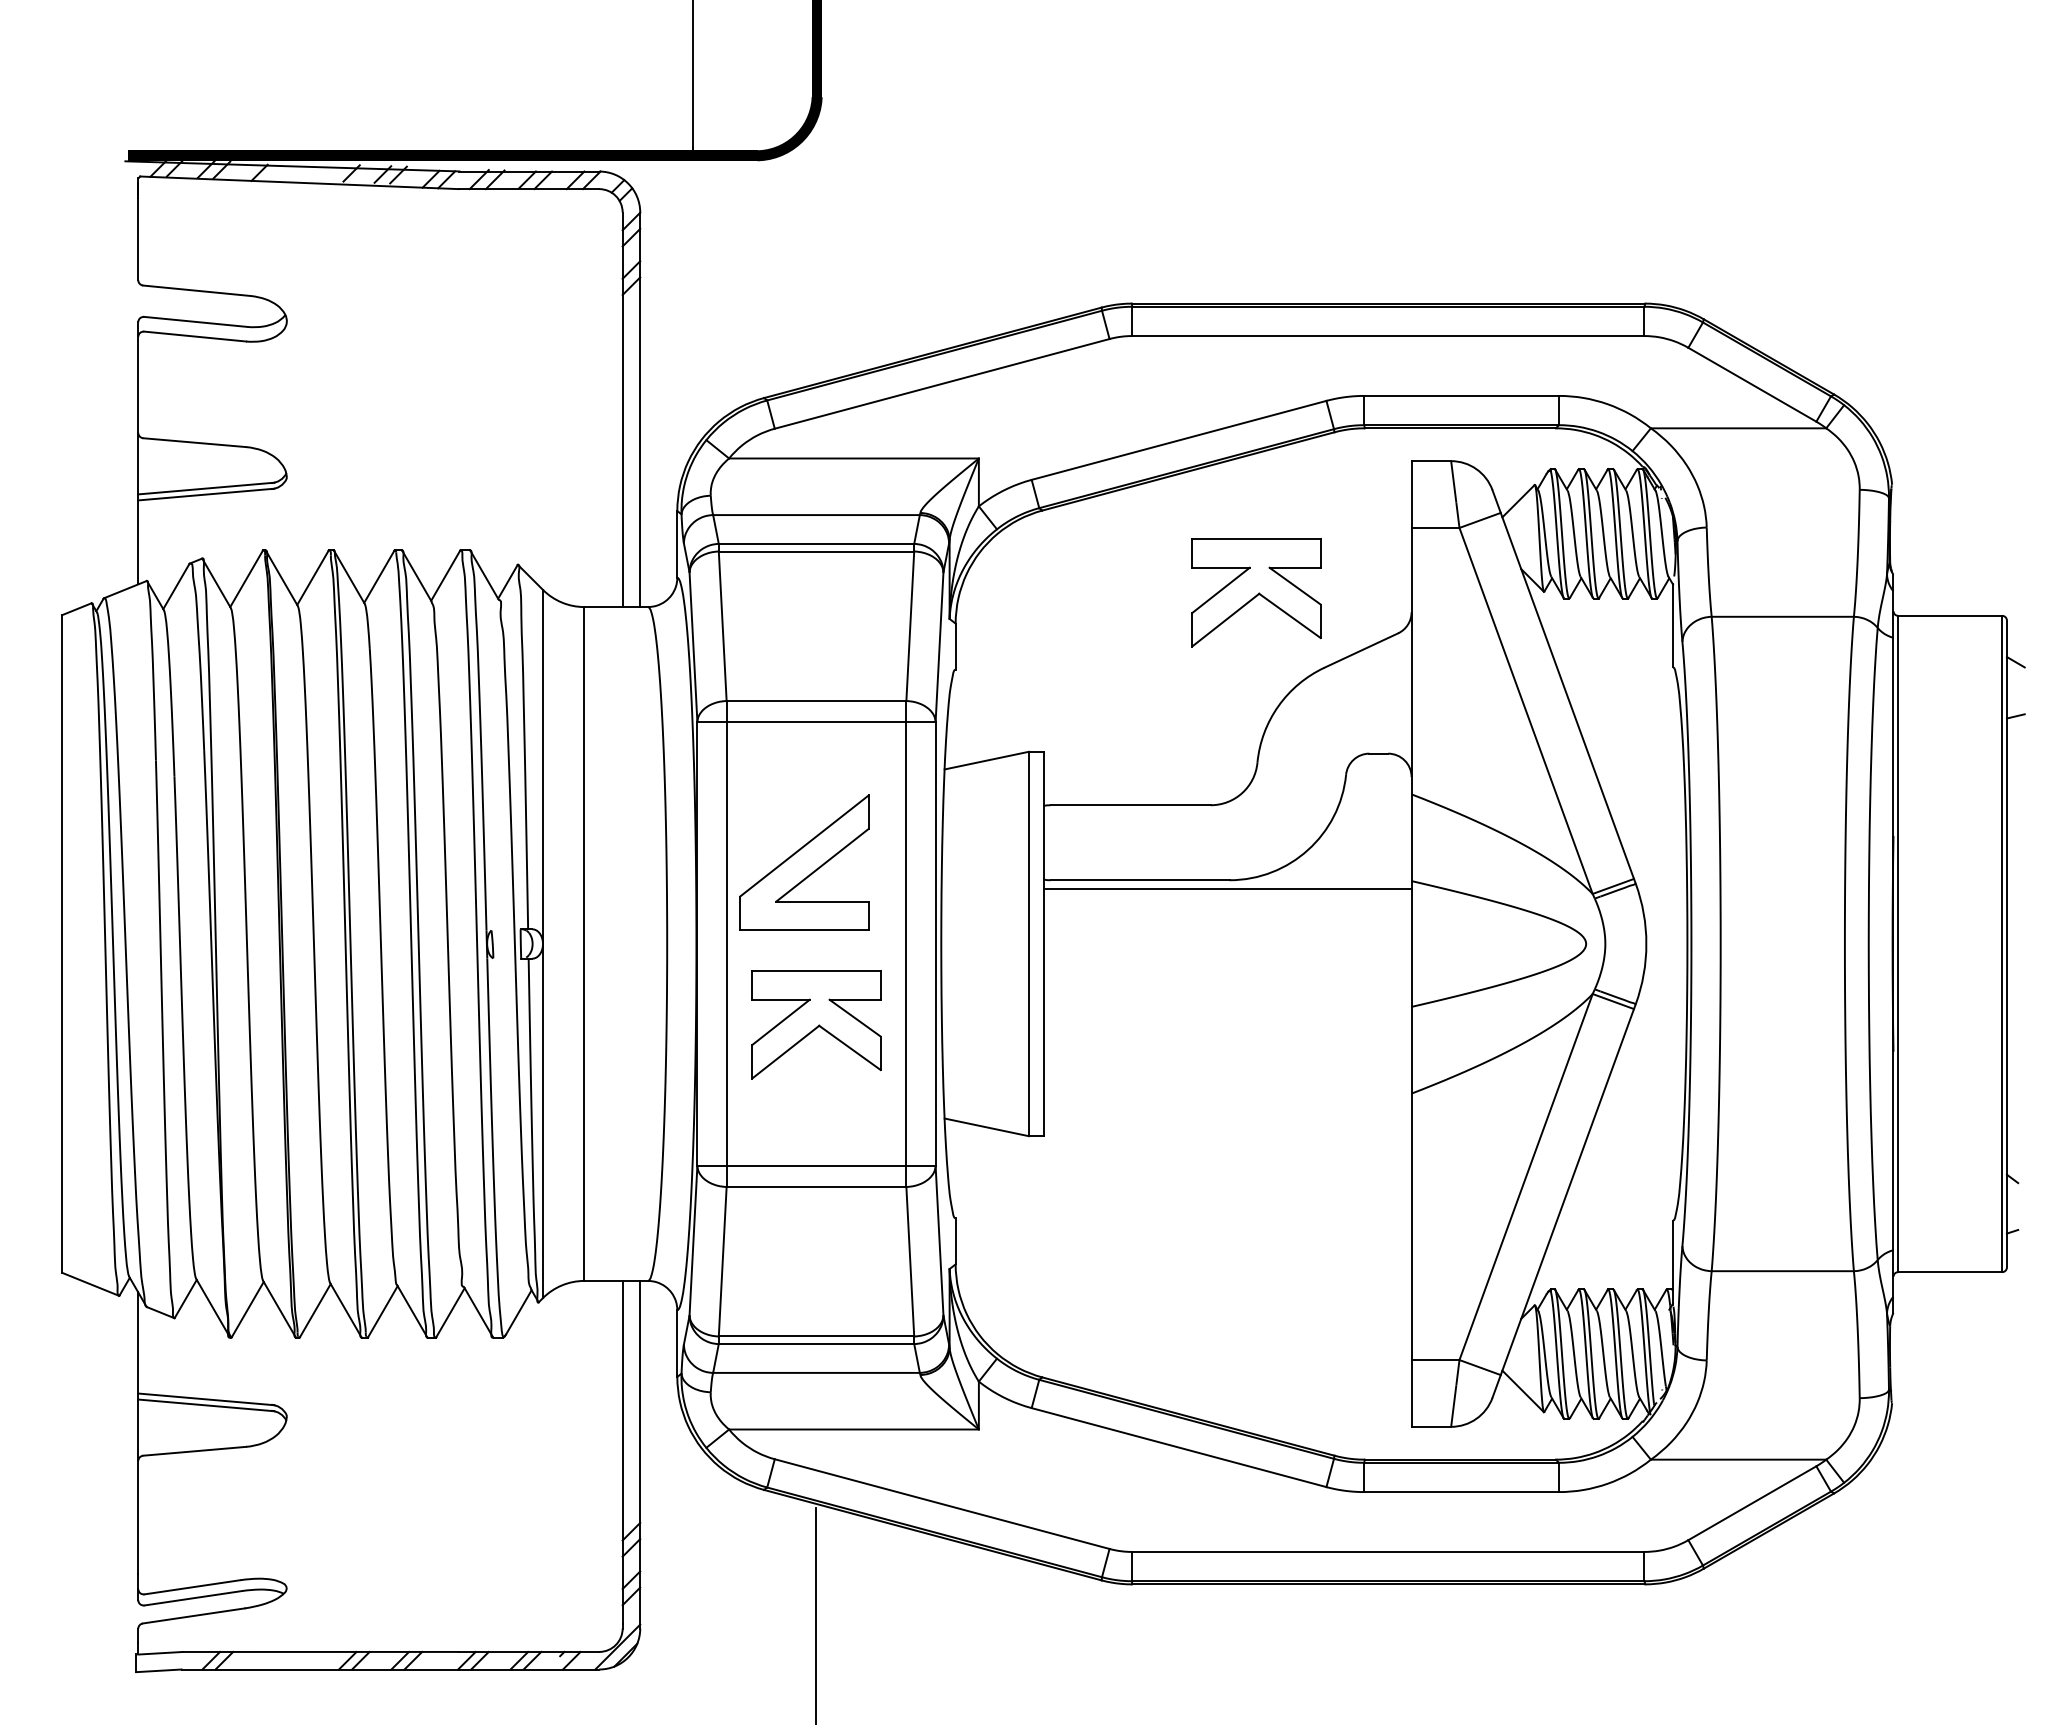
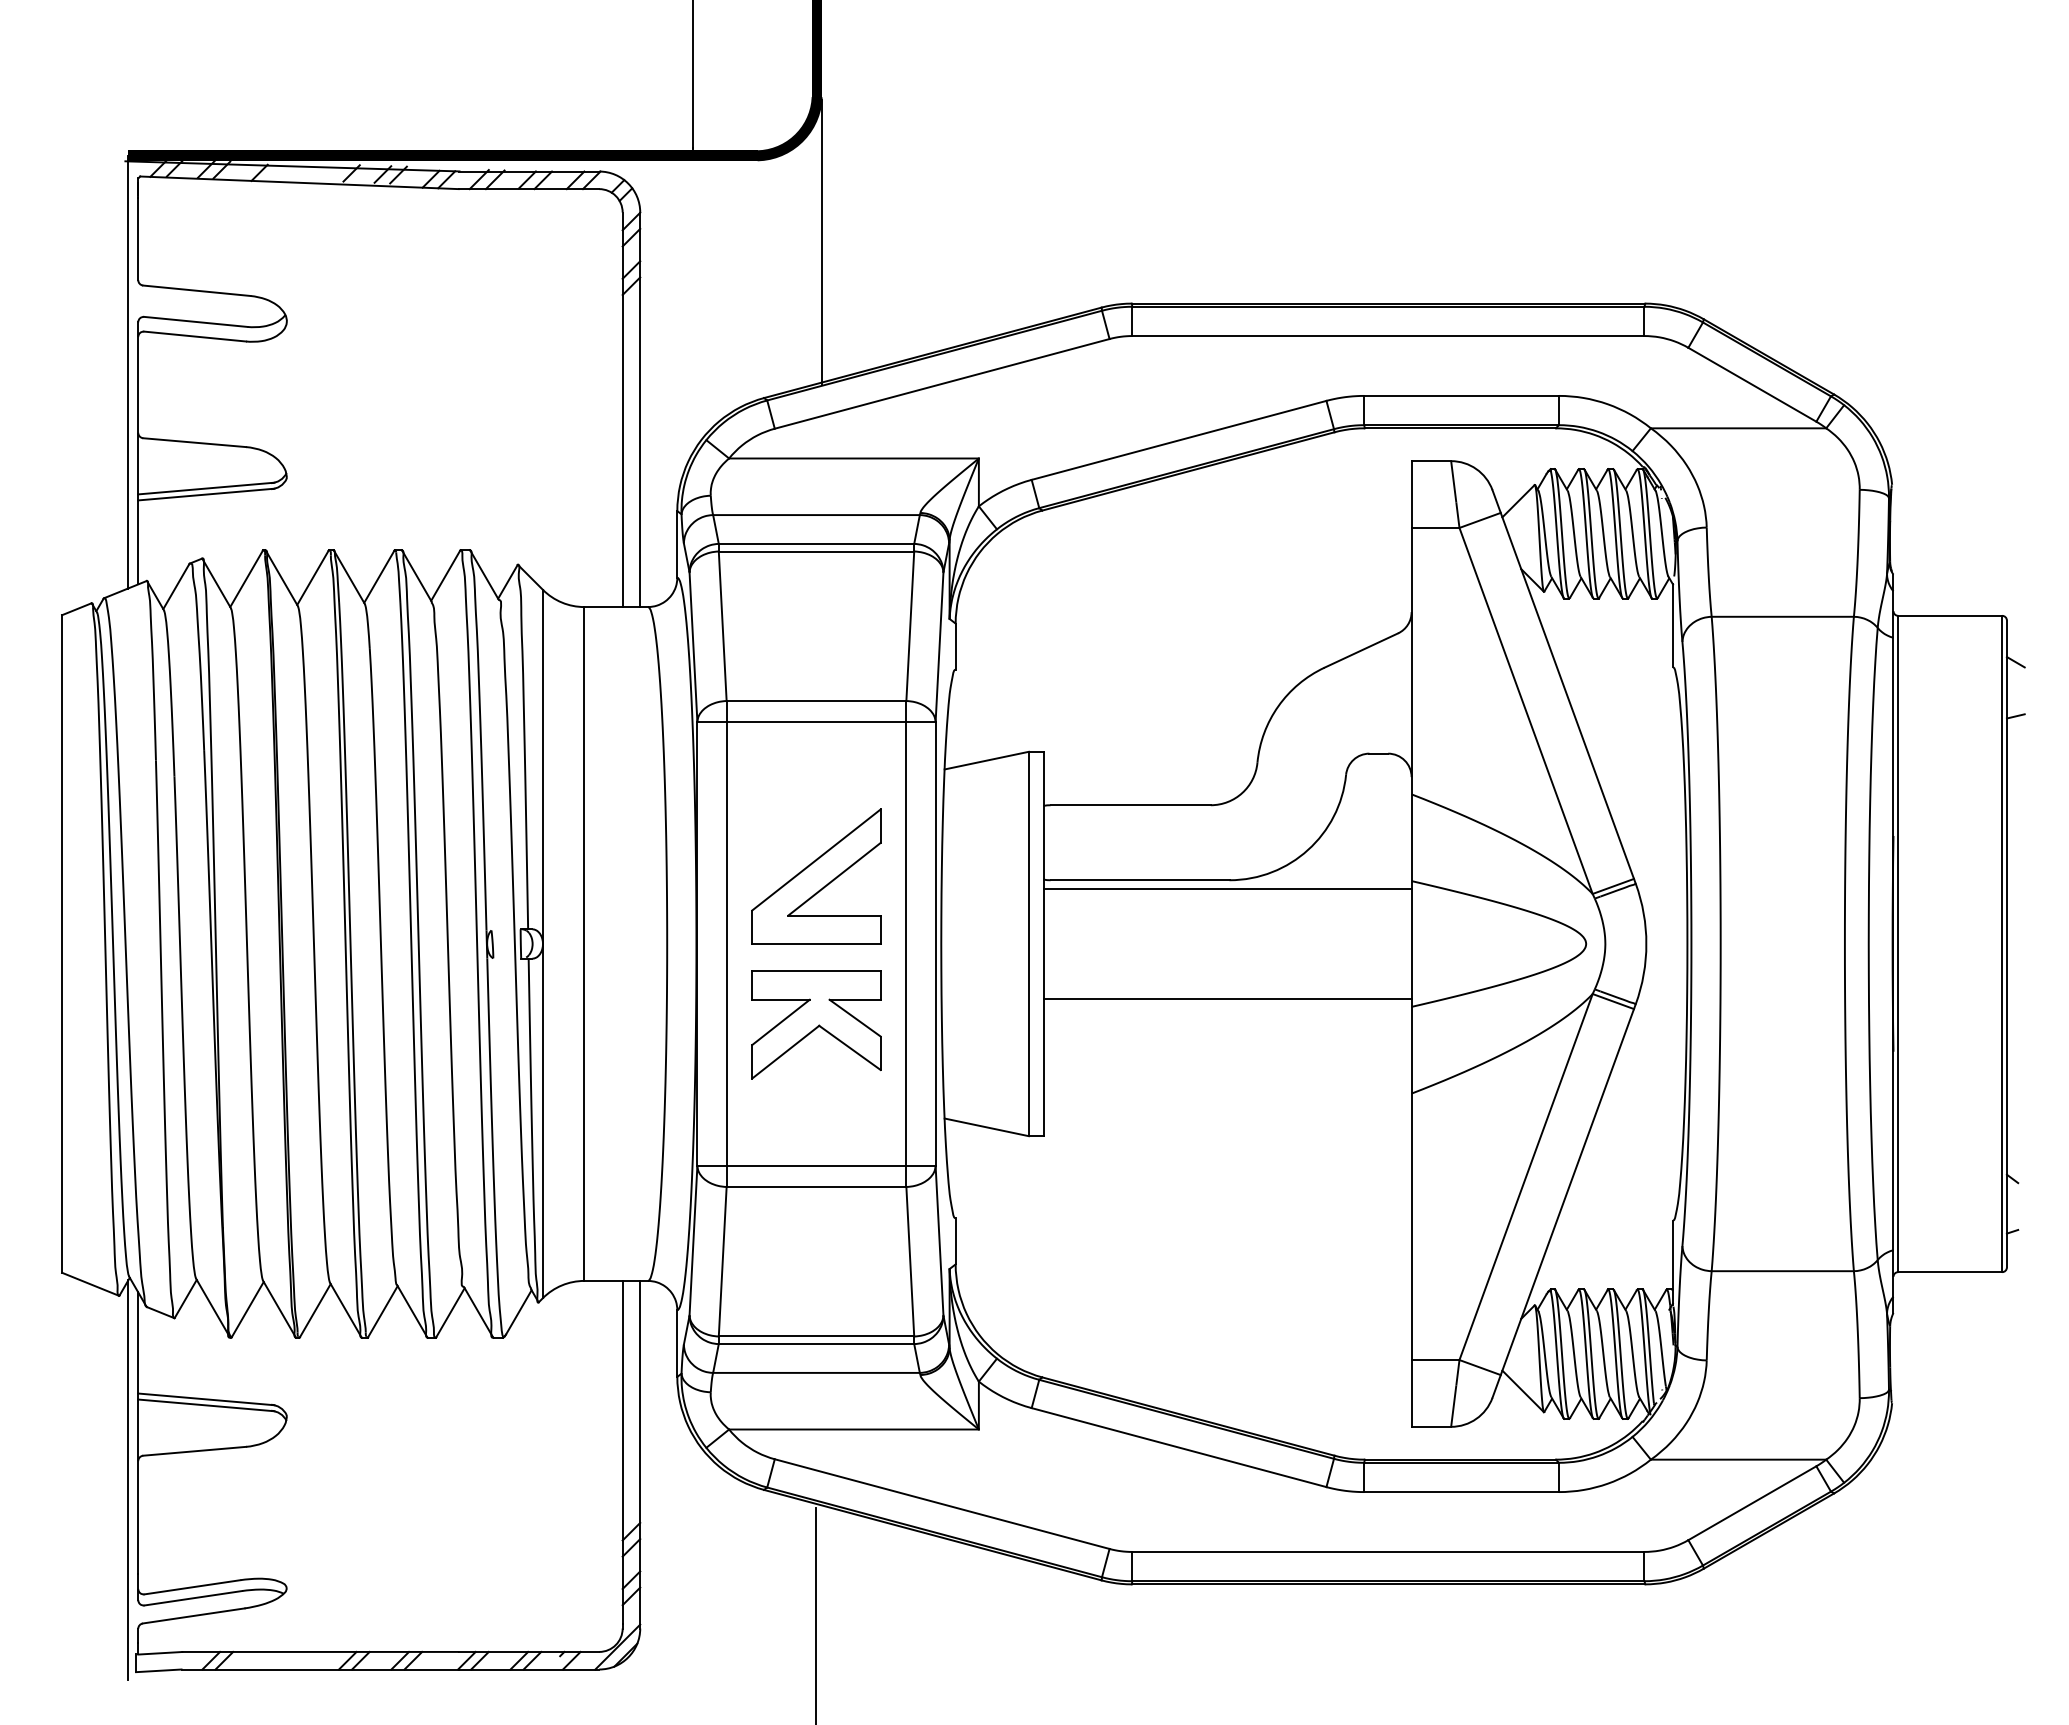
line: none -> present (822, 242)
line: none -> present (128, 371)
part: present -> none (1256, 592)
part position: (804, 862) -> (816, 876) (816, 876)
line: none -> present (1227, 999)
line: none -> present (128, 1480)
